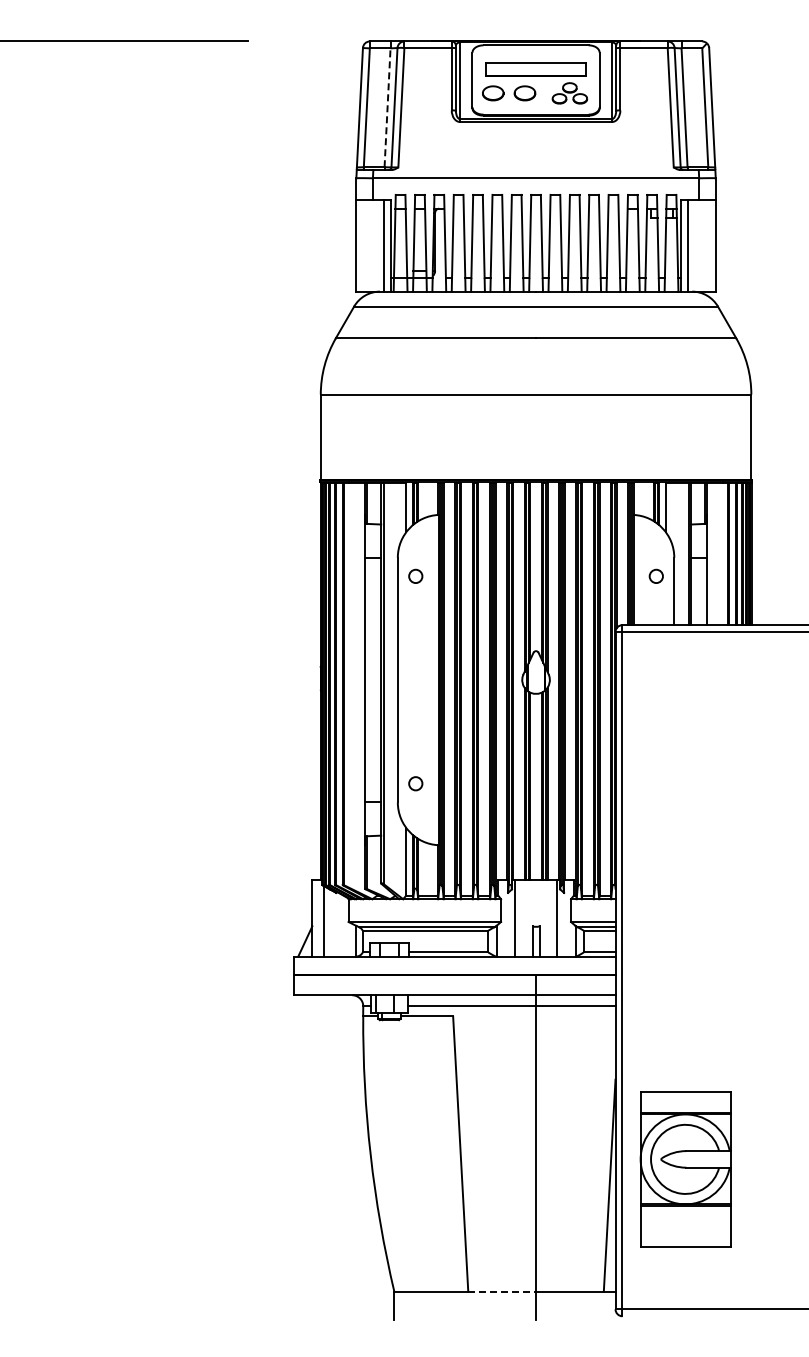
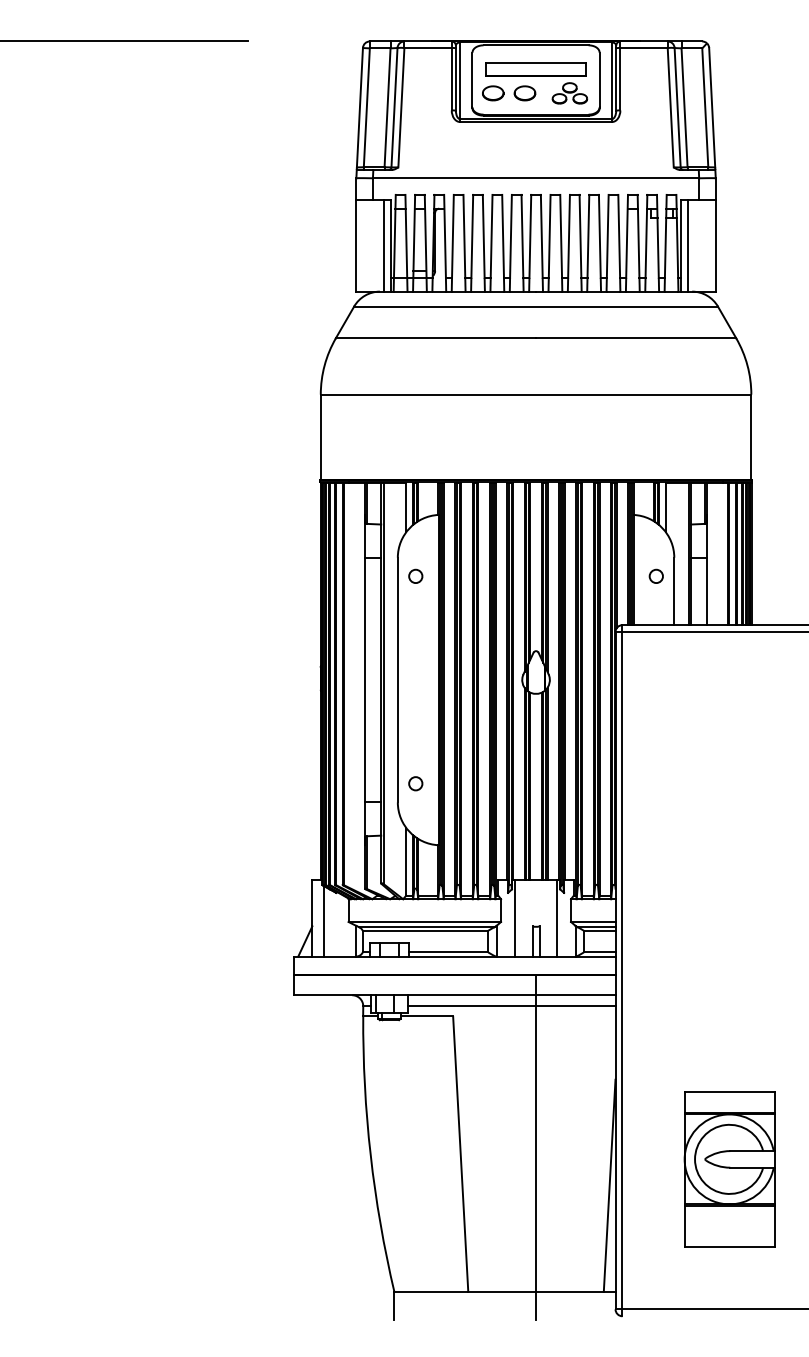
line: dashed -> solid (387, 107)
part position: (685, 1169) -> (729, 1169) (729, 1169)
line: dashed -> solid (502, 1292)
